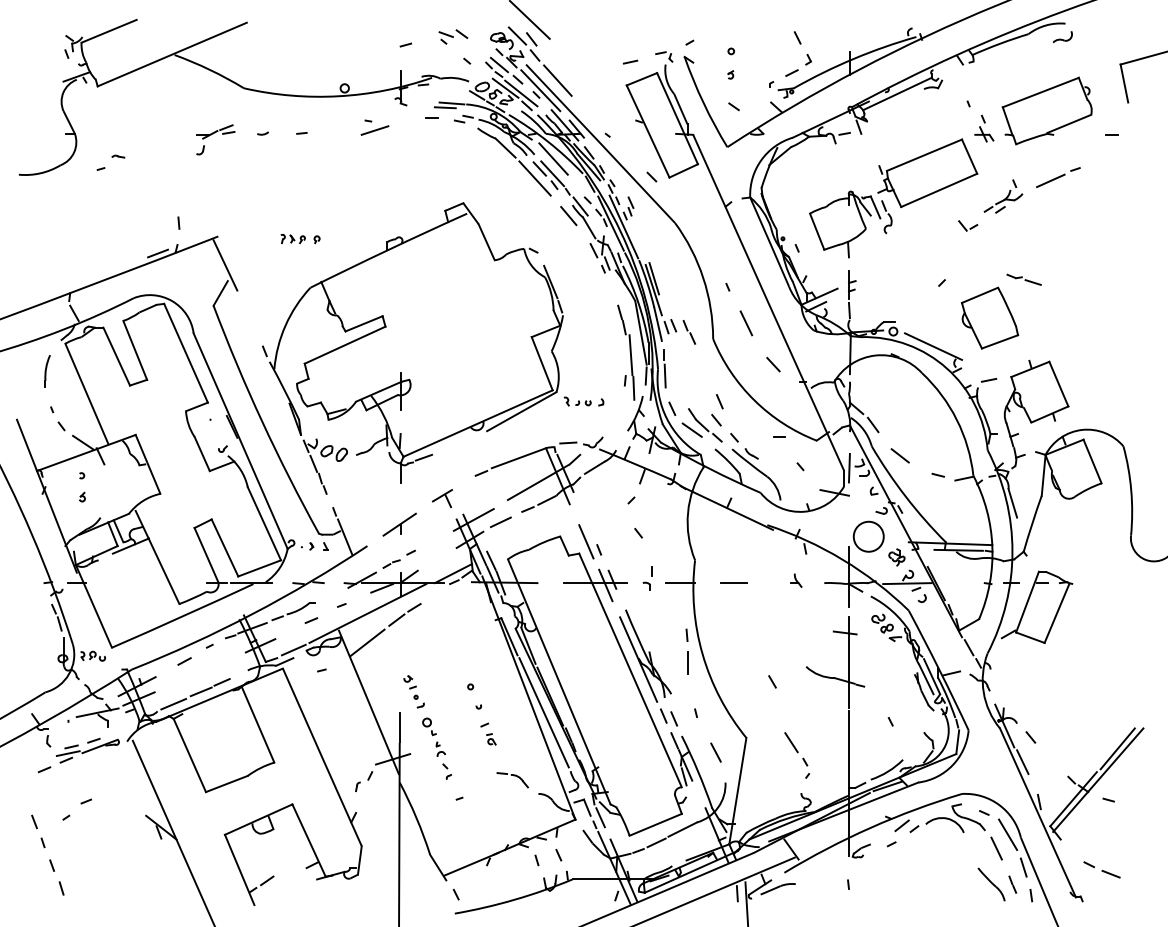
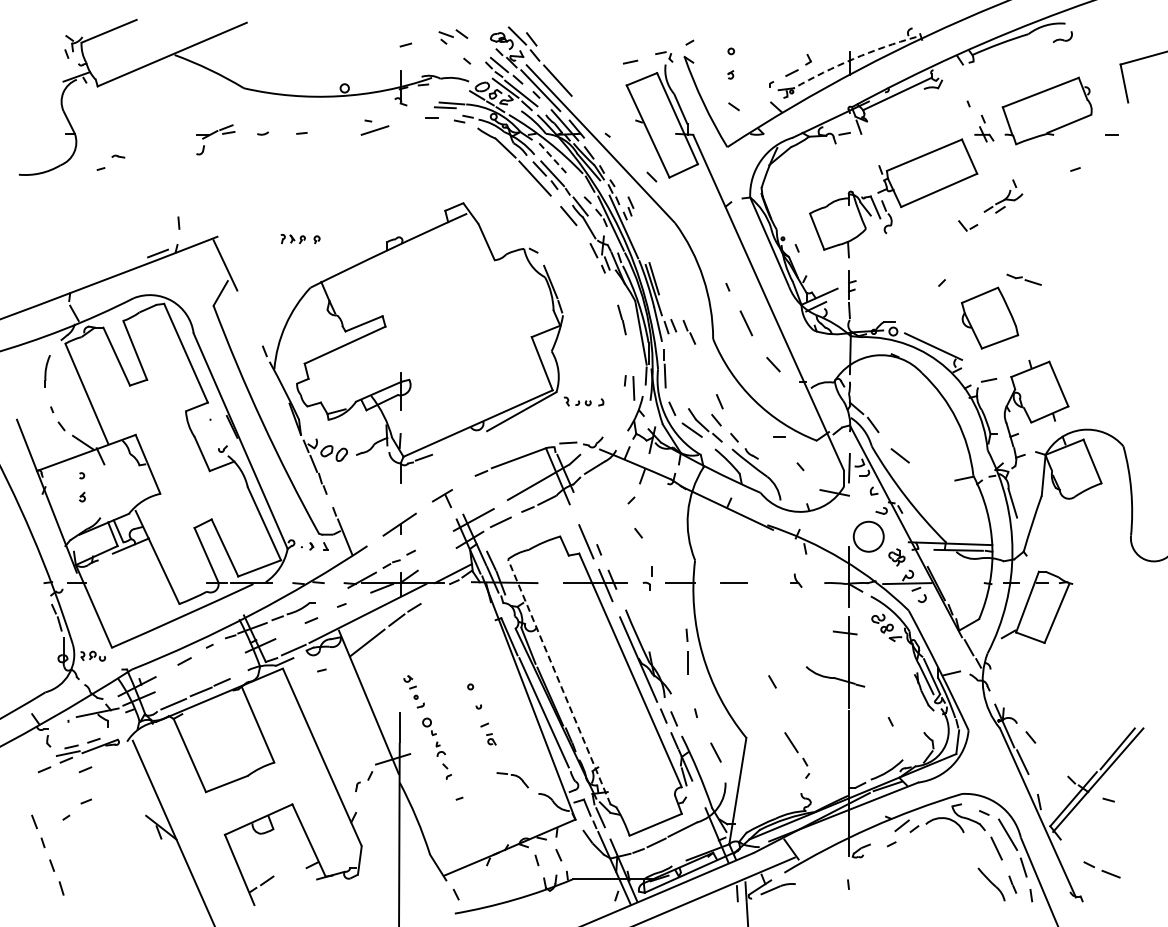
line: present -> none (530, 20)
line: present -> none (797, 37)
arc: solid -> dashed (853, 58)
line: solid -> dashed (553, 159)
line: present -> none (1050, 180)
line: present -> none (630, 355)
line: present -> none (937, 475)
line: solid -> dashed (559, 681)
line: none -> present (85, 769)
